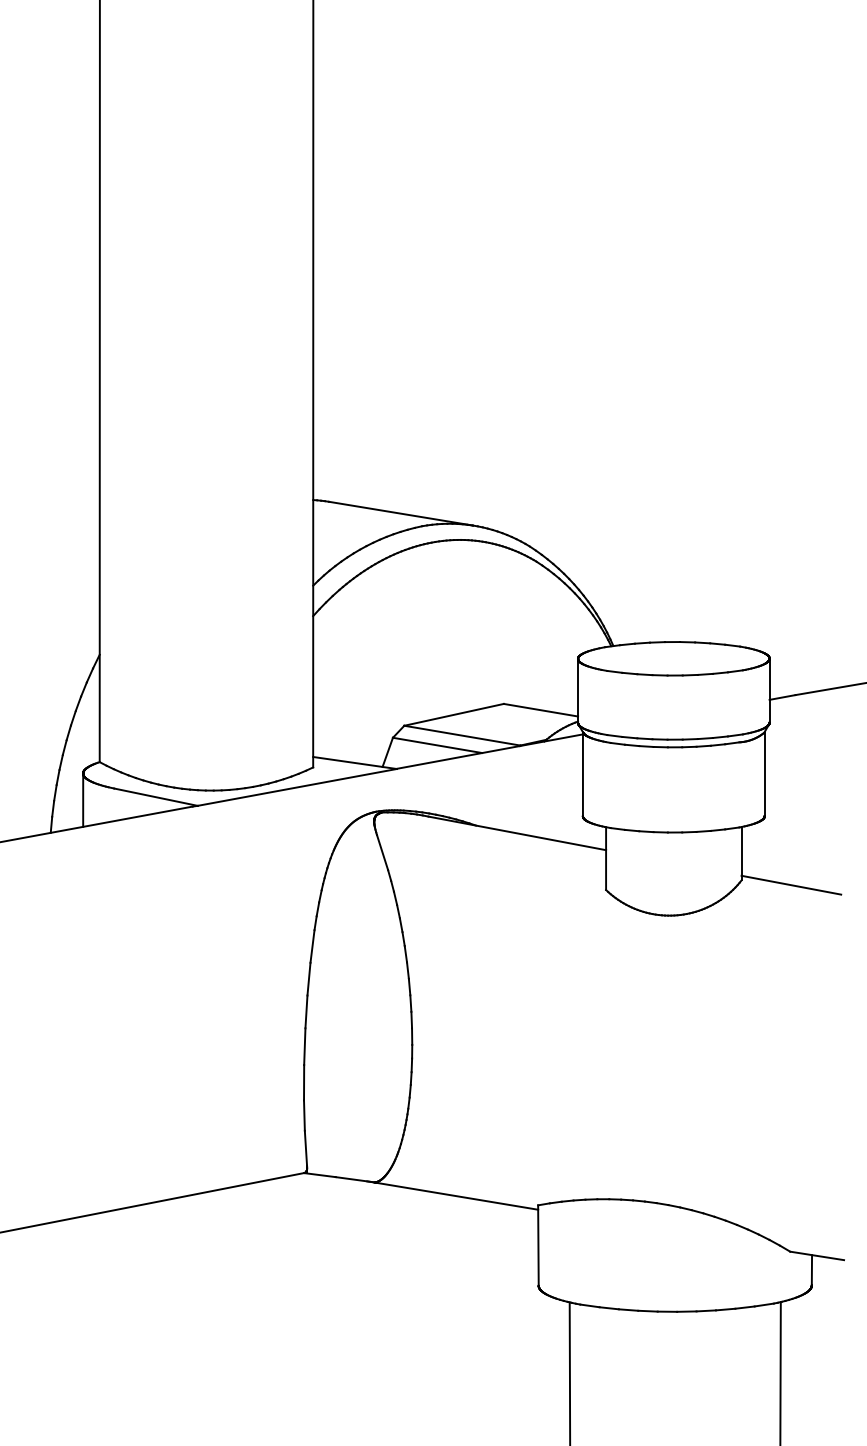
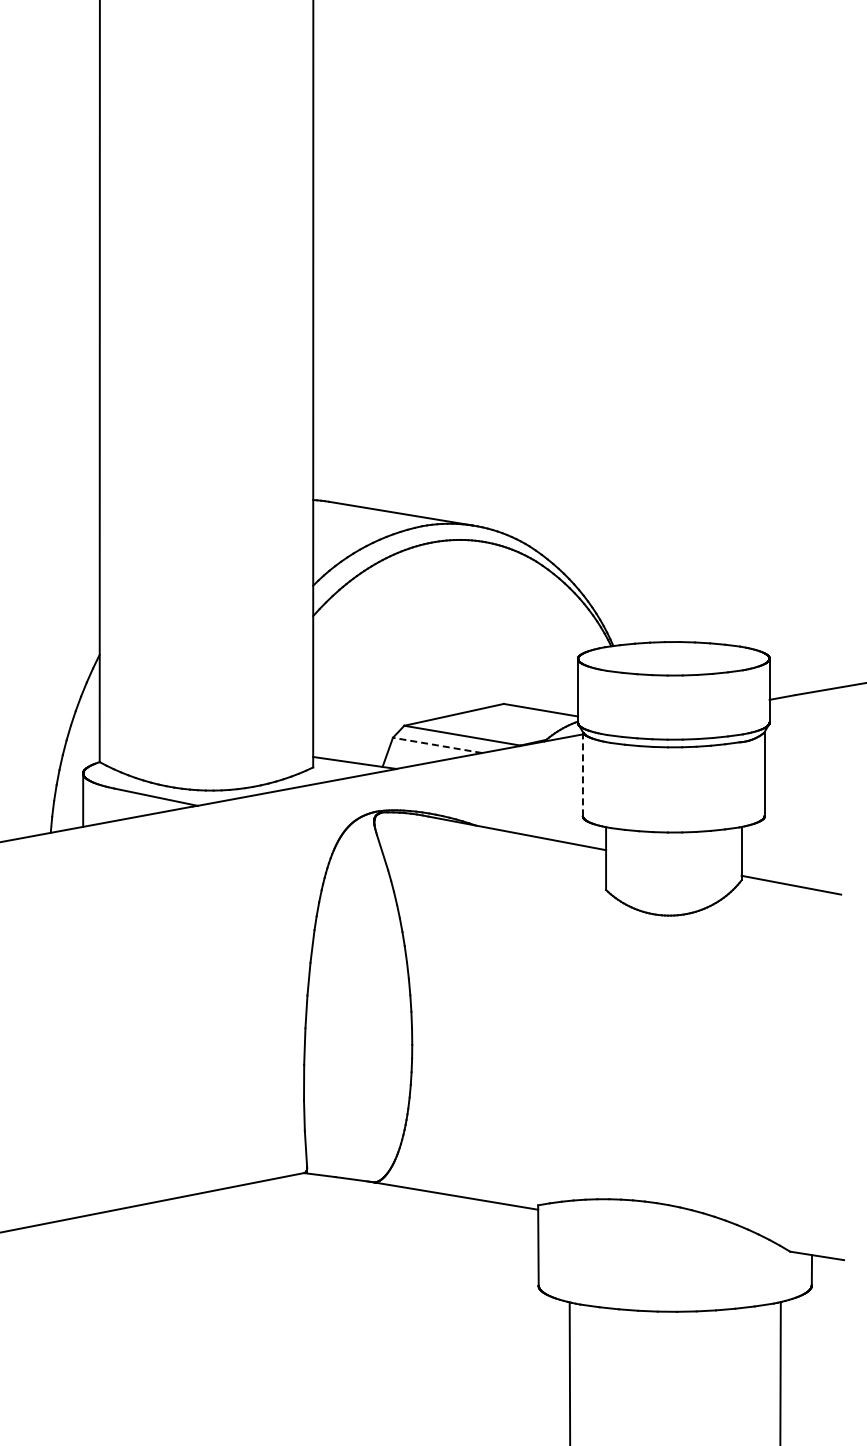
line: solid -> dashed (437, 745)
line: solid -> dashed (582, 773)
